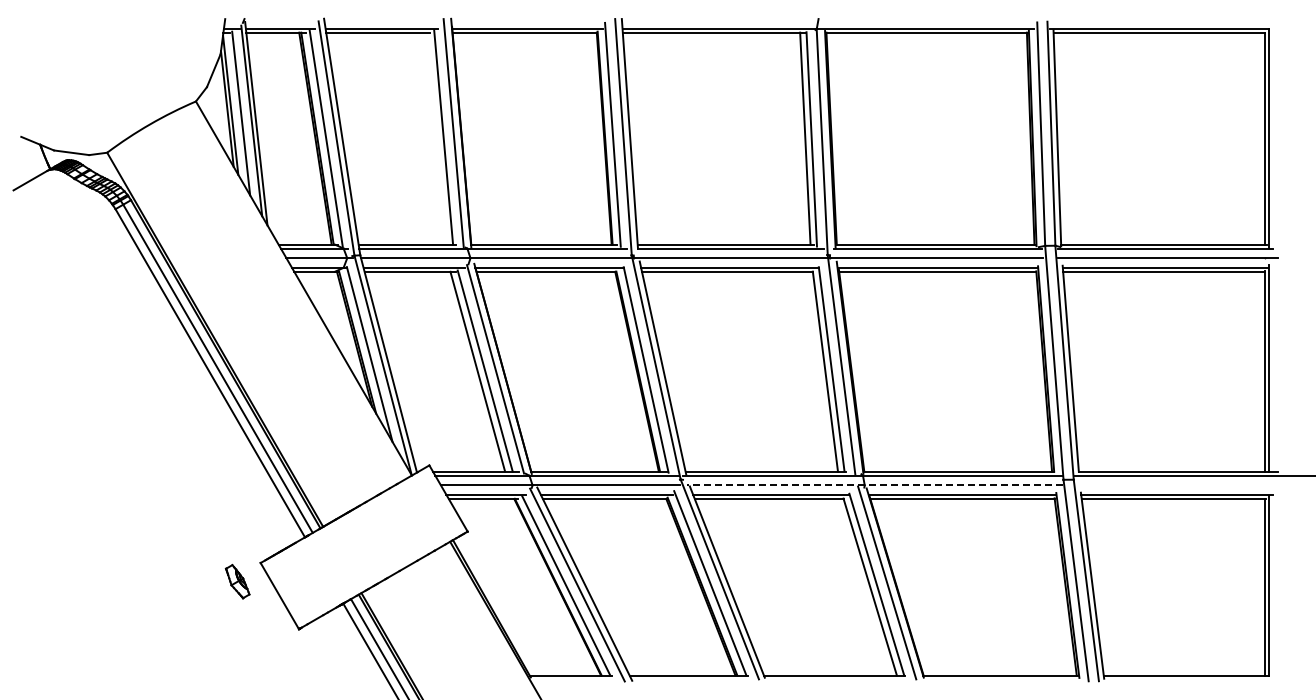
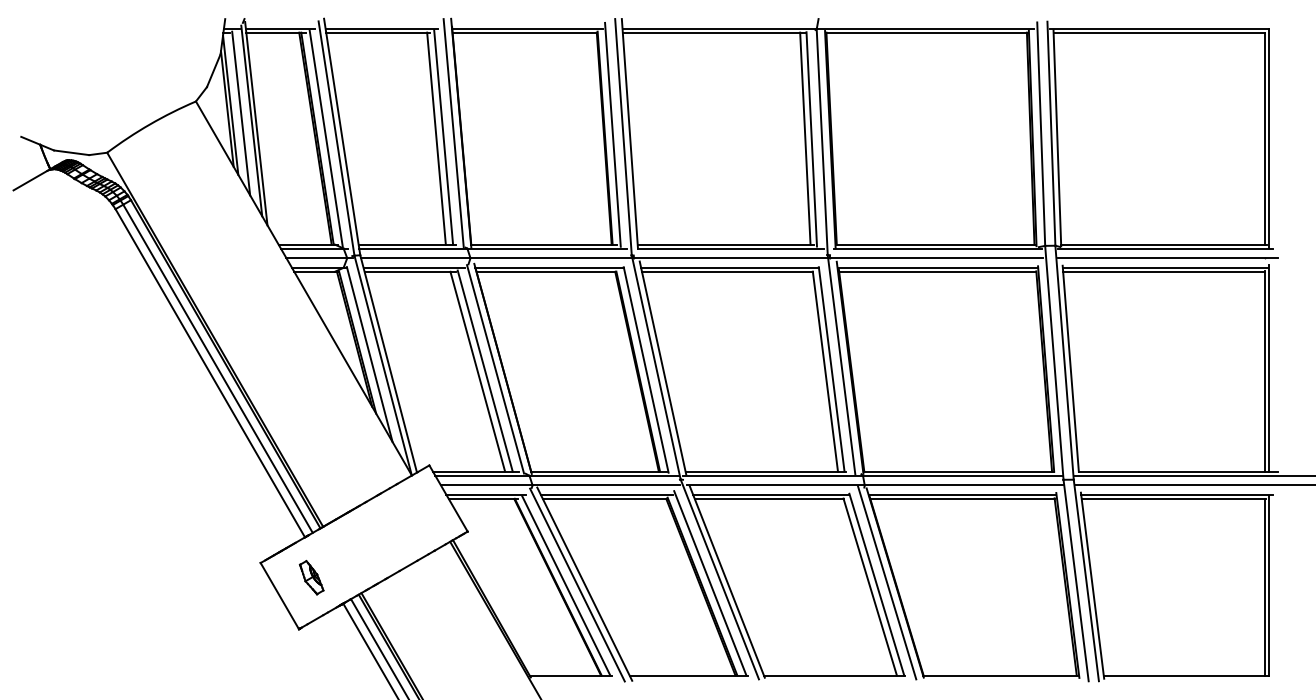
line: none -> present (436, 138)
line: dashed -> solid (875, 485)
line: none -> present (1193, 485)
part position: (237, 581) -> (311, 577) (311, 577)
